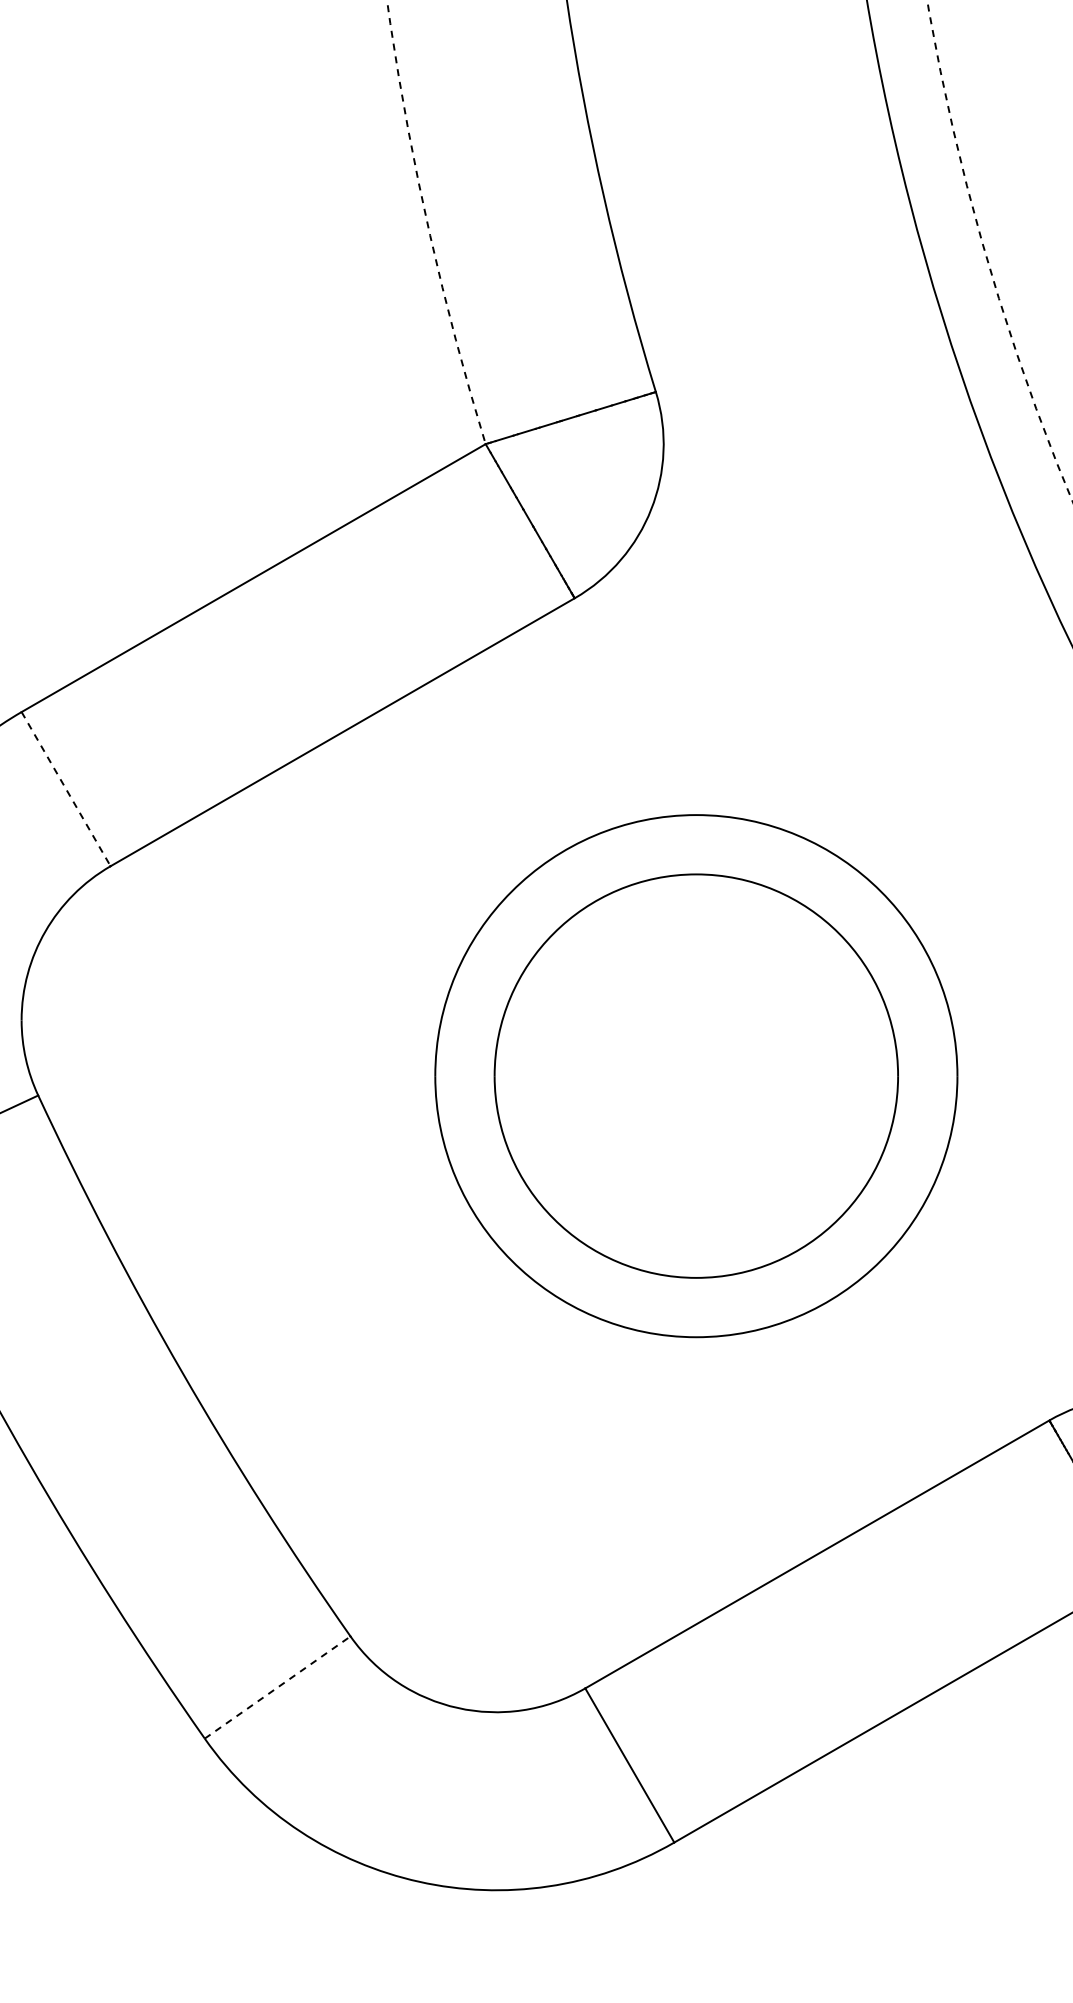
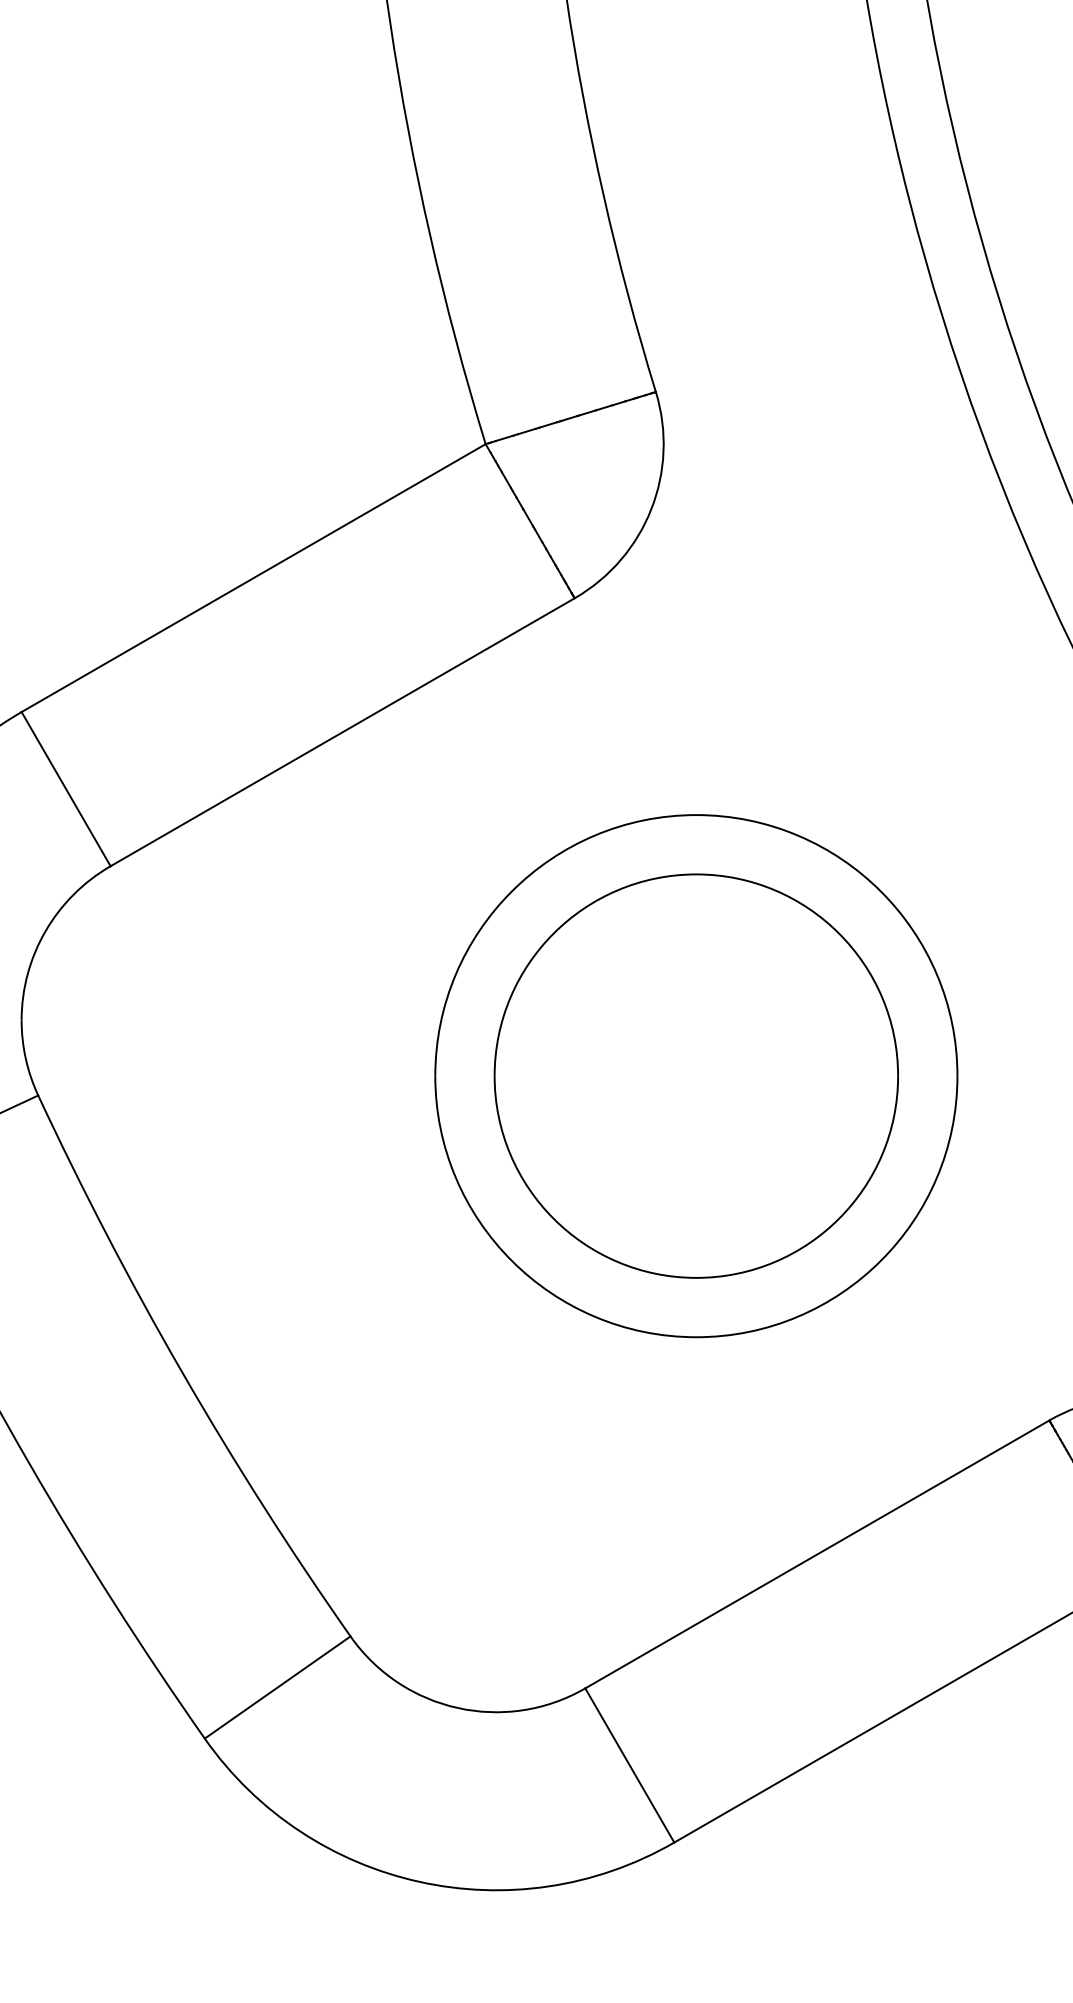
arc: dashed -> solid (428, 225)
arc: dashed -> solid (985, 254)
line: dashed -> solid (66, 789)
line: dashed -> solid (277, 1687)
